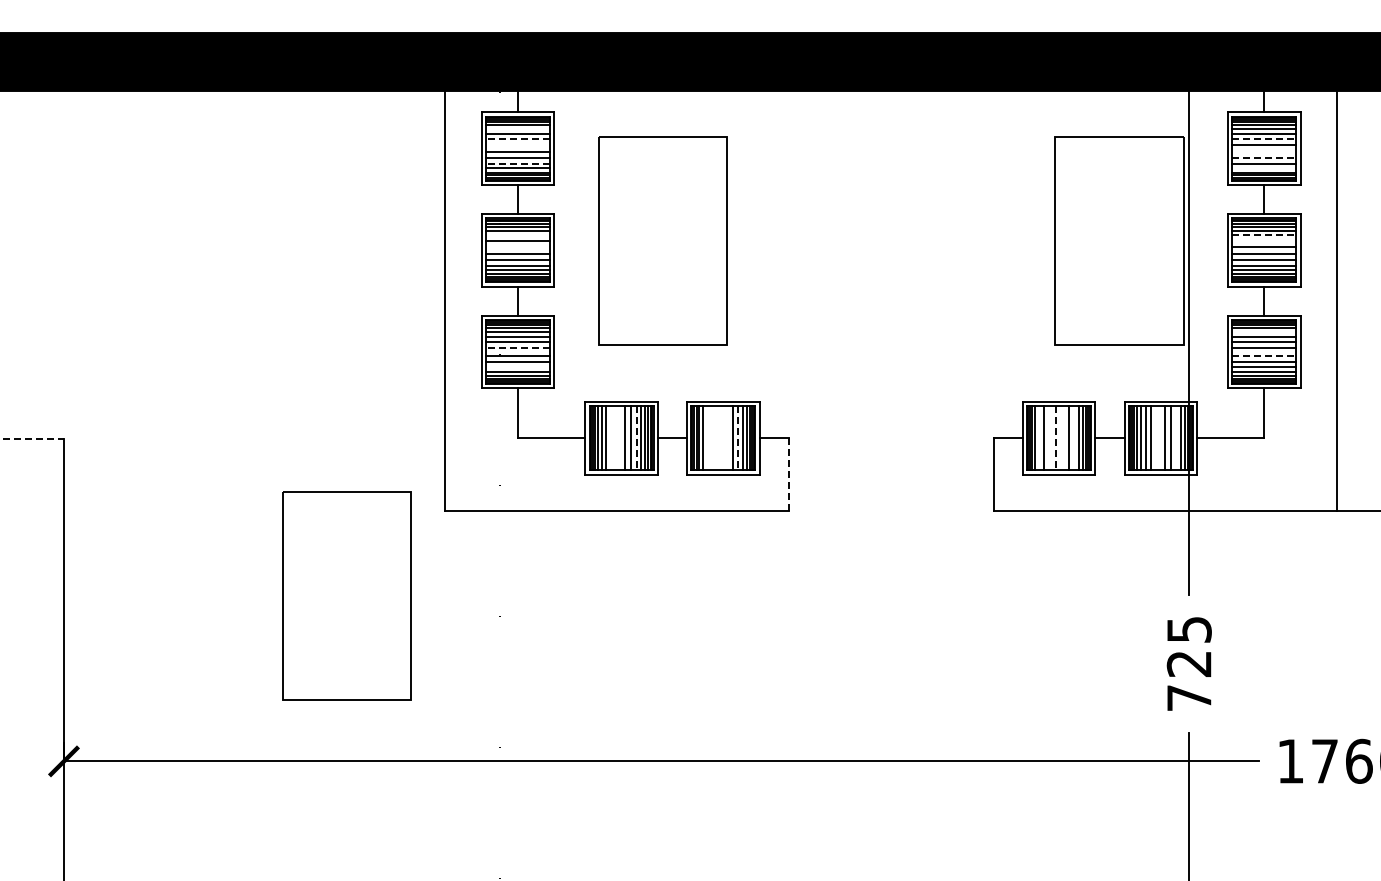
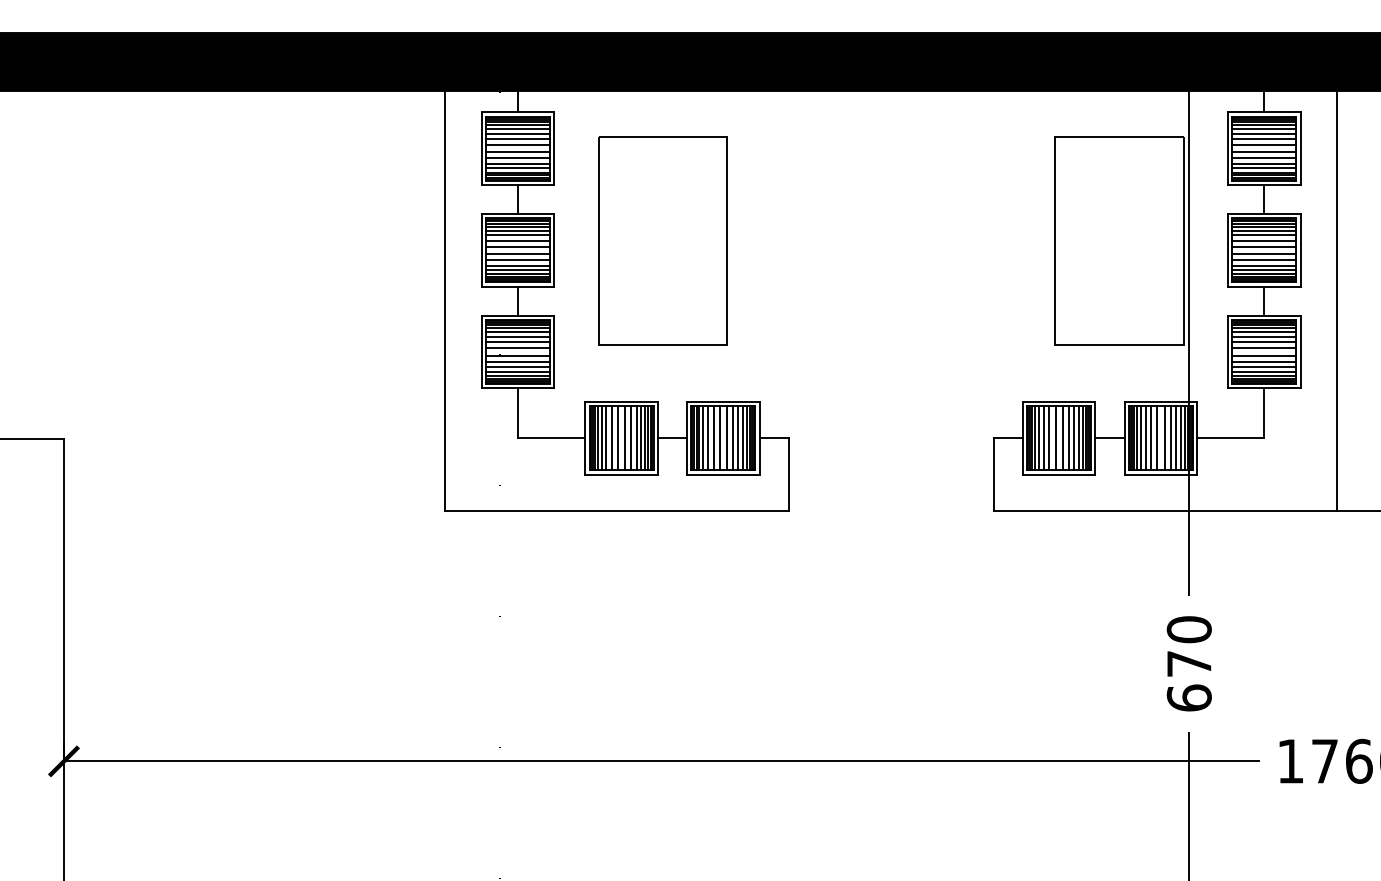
line: none -> present (518, 128)
line: dashed -> solid (518, 139)
line: dashed -> solid (1264, 139)
line: none -> present (518, 144)
line: none -> present (1264, 152)
line: dashed -> solid (1264, 158)
line: dashed -> solid (518, 163)
line: none -> present (1264, 168)
line: none -> present (518, 235)
line: dashed -> solid (1264, 235)
line: none -> present (1264, 240)
line: none -> present (518, 246)
line: none -> present (1264, 332)
line: dashed -> solid (518, 348)
line: dashed -> solid (1264, 355)
line: none -> present (518, 367)
line: none -> present (611, 438)
line: none -> present (617, 438)
line: dashed -> solid (636, 438)
line: none -> present (708, 438)
line: none -> present (713, 438)
line: none -> present (719, 438)
line: none -> present (726, 438)
line: dashed -> solid (738, 438)
line: none -> present (1039, 438)
line: none -> present (1049, 438)
line: dashed -> solid (1055, 438)
line: none -> present (1062, 438)
line: none -> present (1074, 438)
line: none -> present (1157, 438)
line: none -> present (1175, 438)
line: dashed -> solid (32, 439)
line: dashed -> solid (788, 474)
part: present -> none (346, 595)
text: 725 -> 670 (1188, 663)
